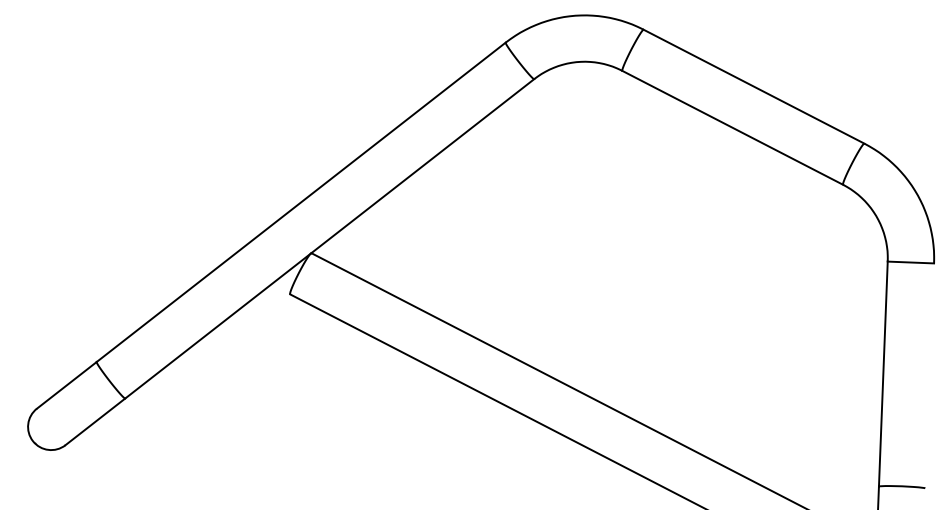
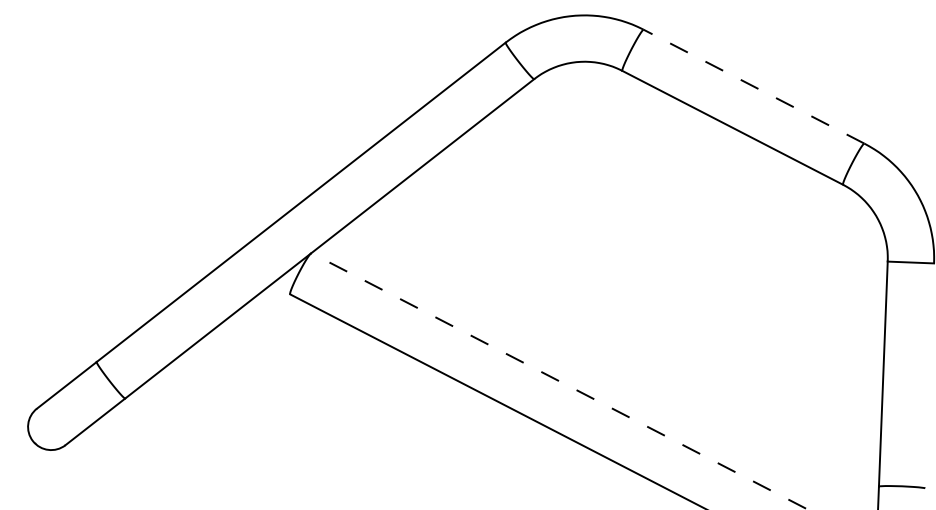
line: solid -> dashed (753, 86)
line: solid -> dashed (559, 381)
